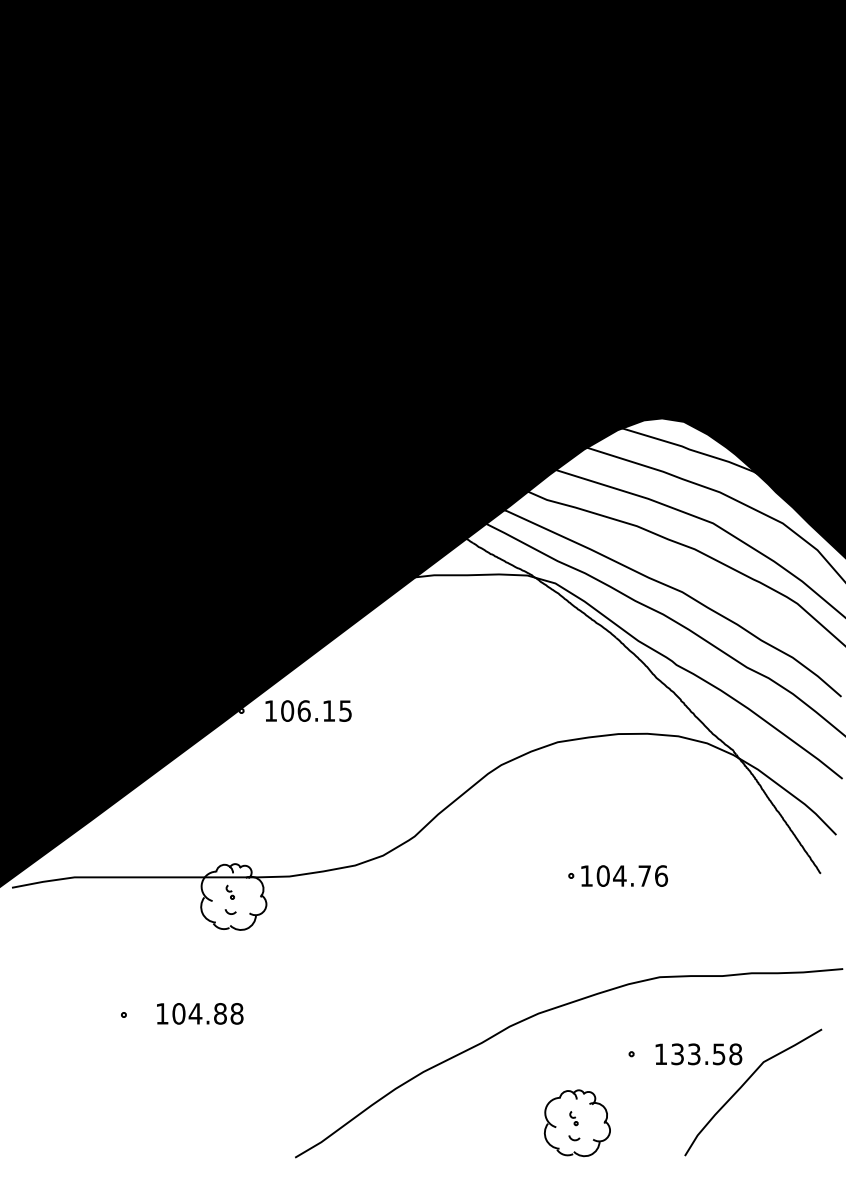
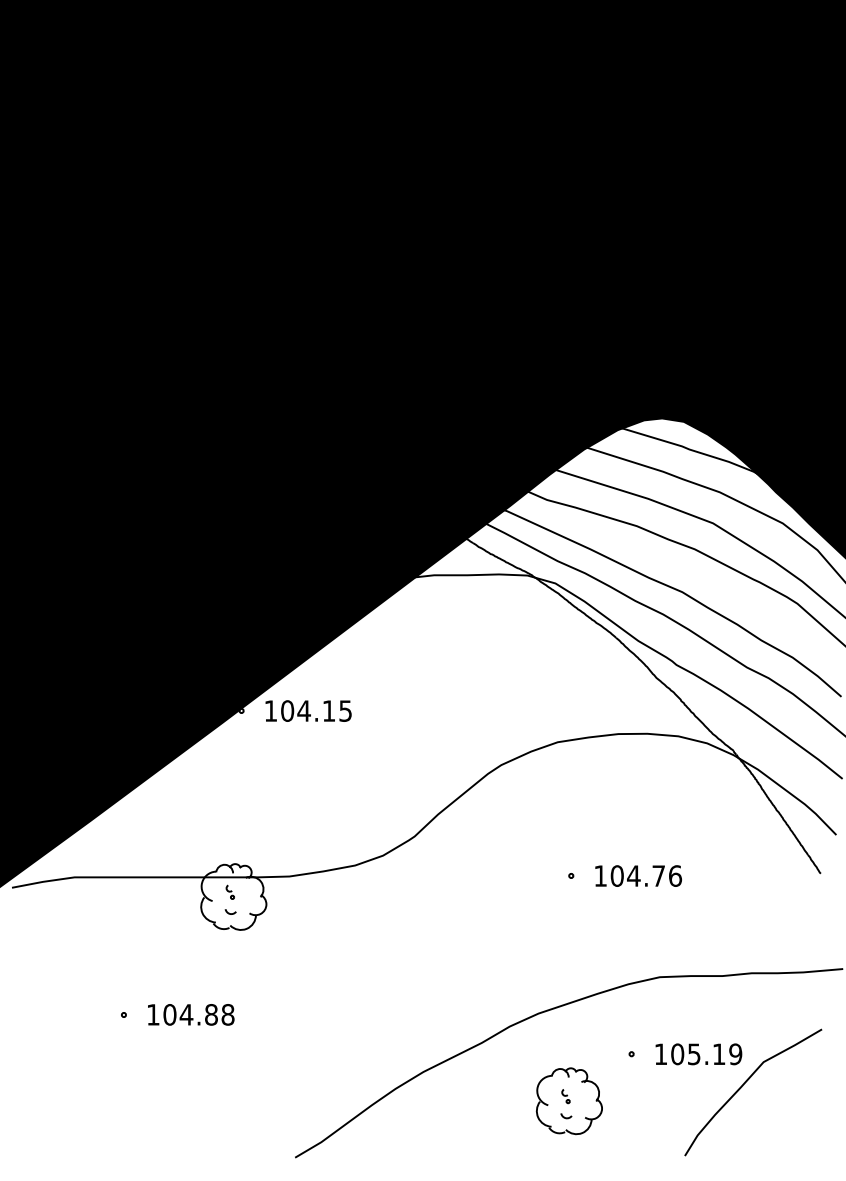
text: 106.15 -> 104.15 (303, 710)
text position: (624, 875) -> (638, 875) (638, 875)
text position: (200, 1013) -> (191, 1014) (191, 1014)
text: 133.58 -> 105.19 (706, 1054)
part position: (576, 1123) -> (568, 1101) (568, 1101)
